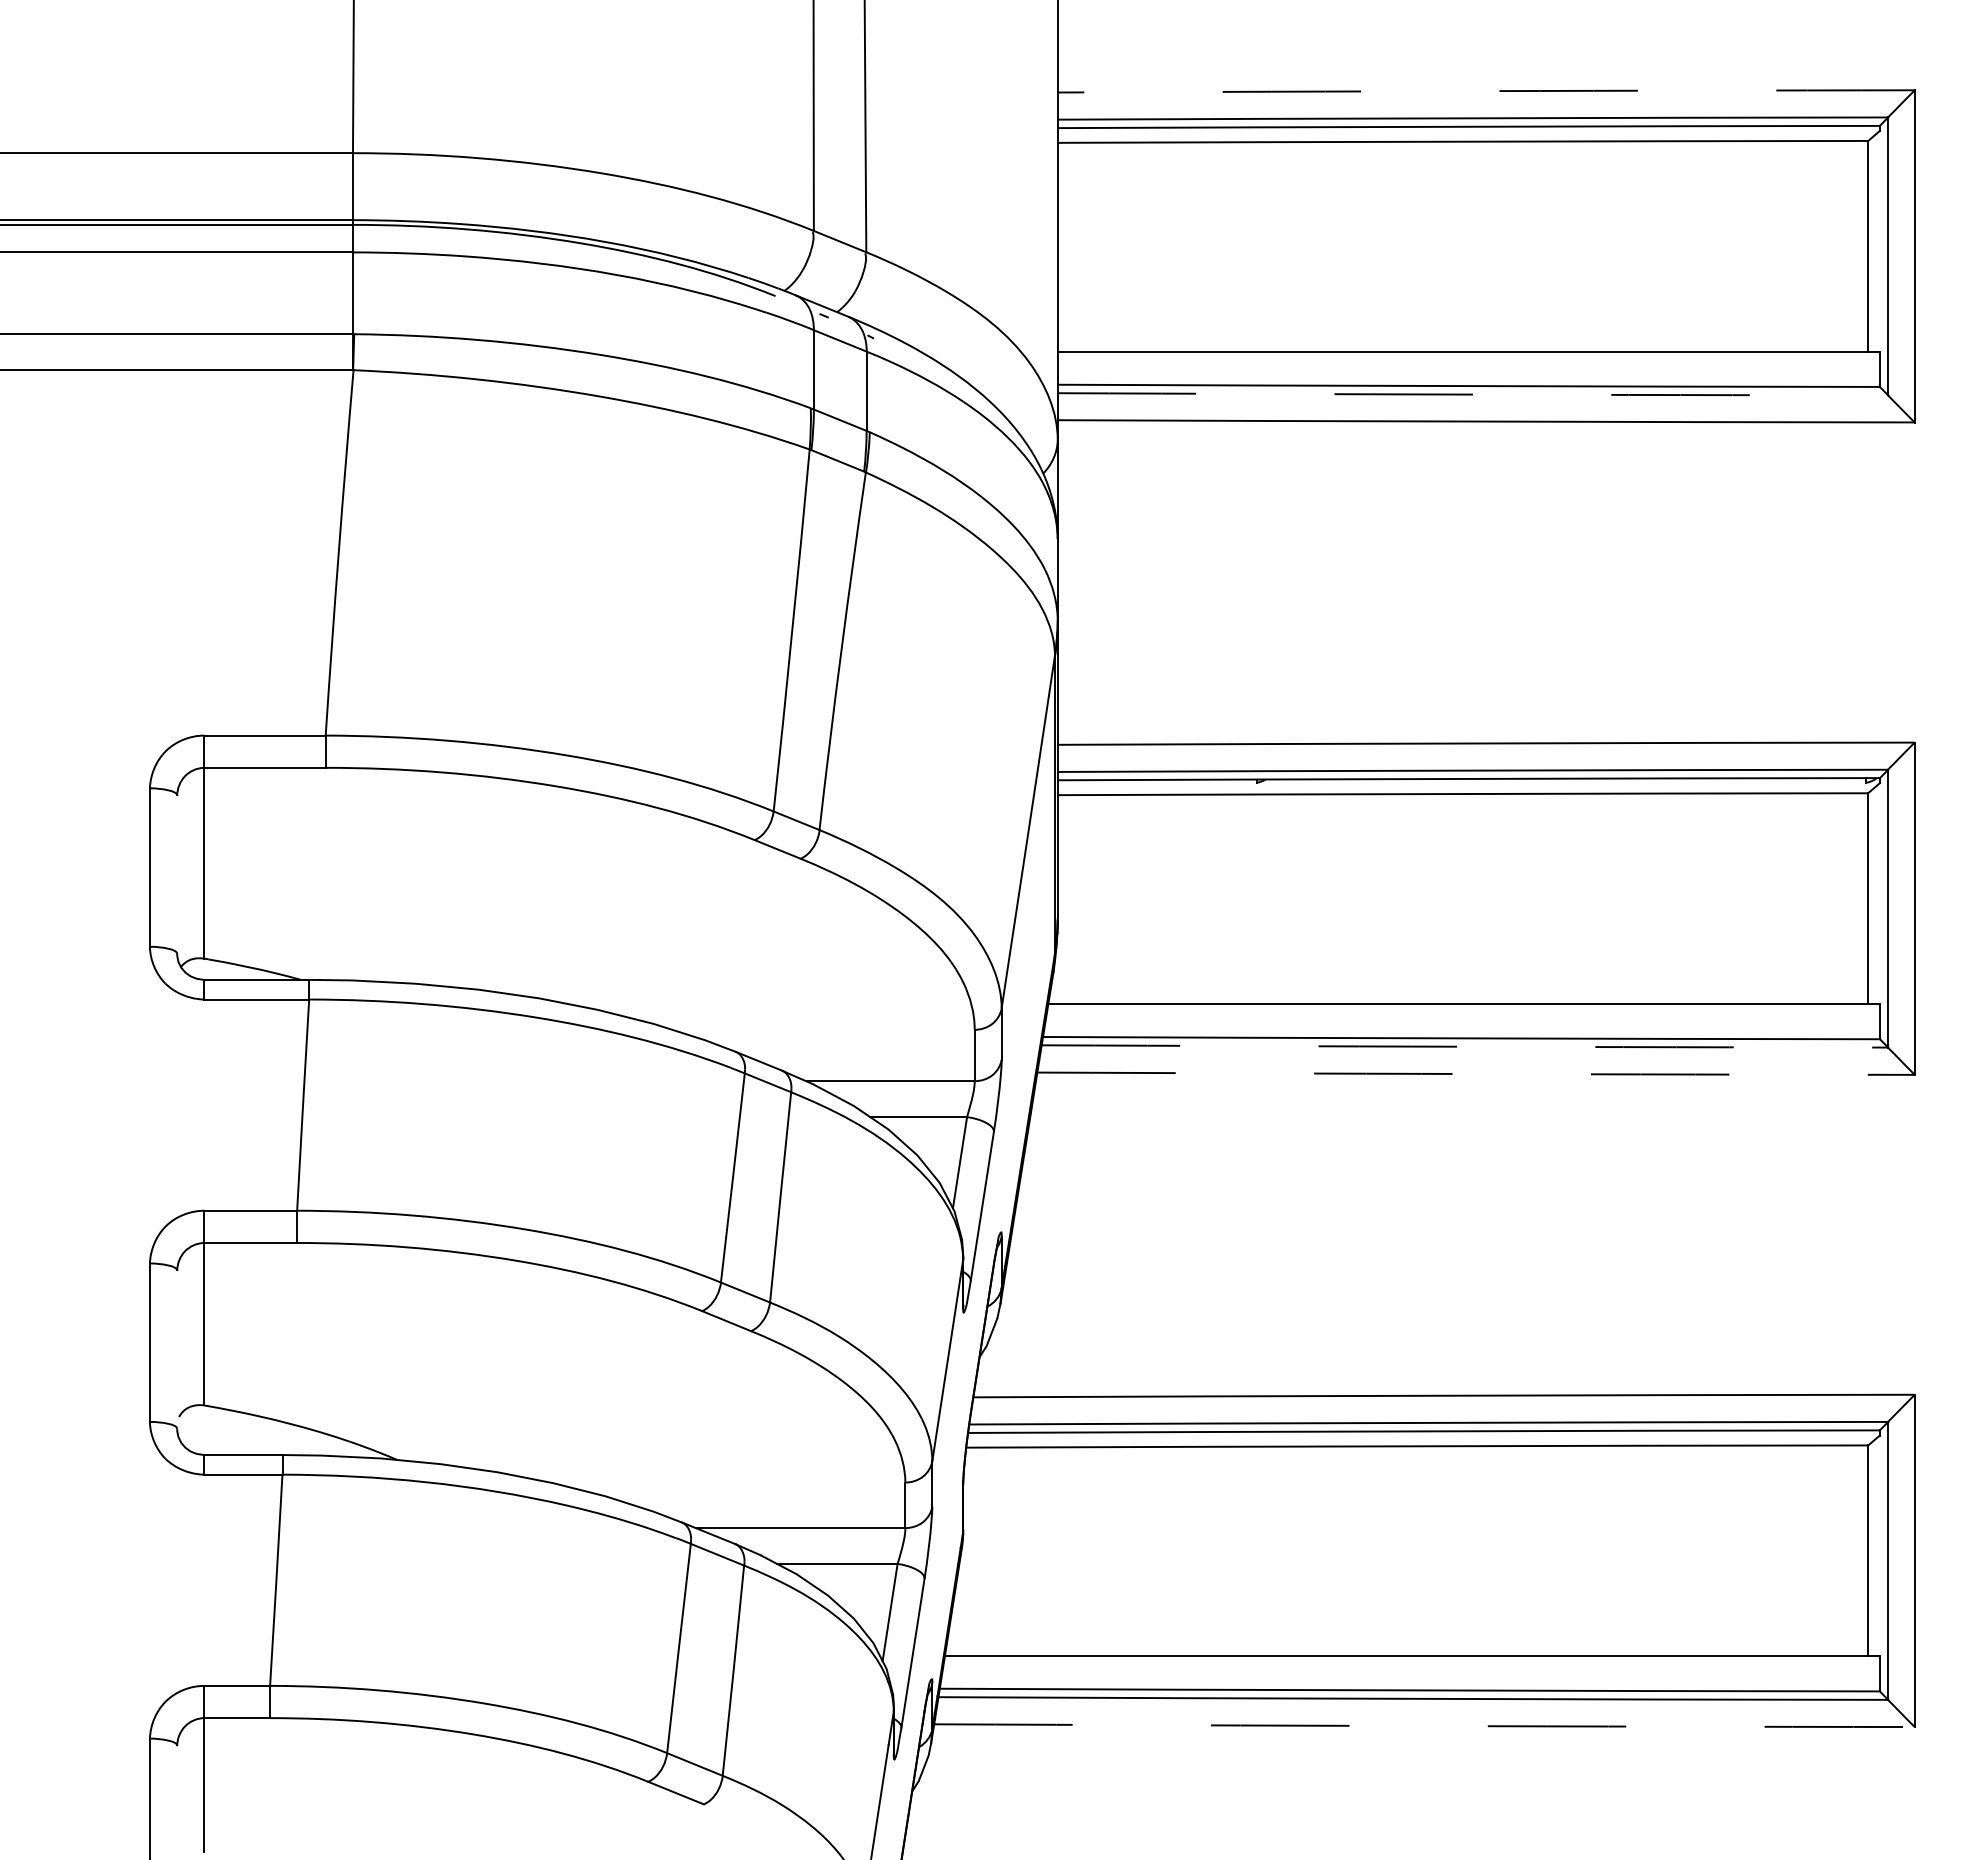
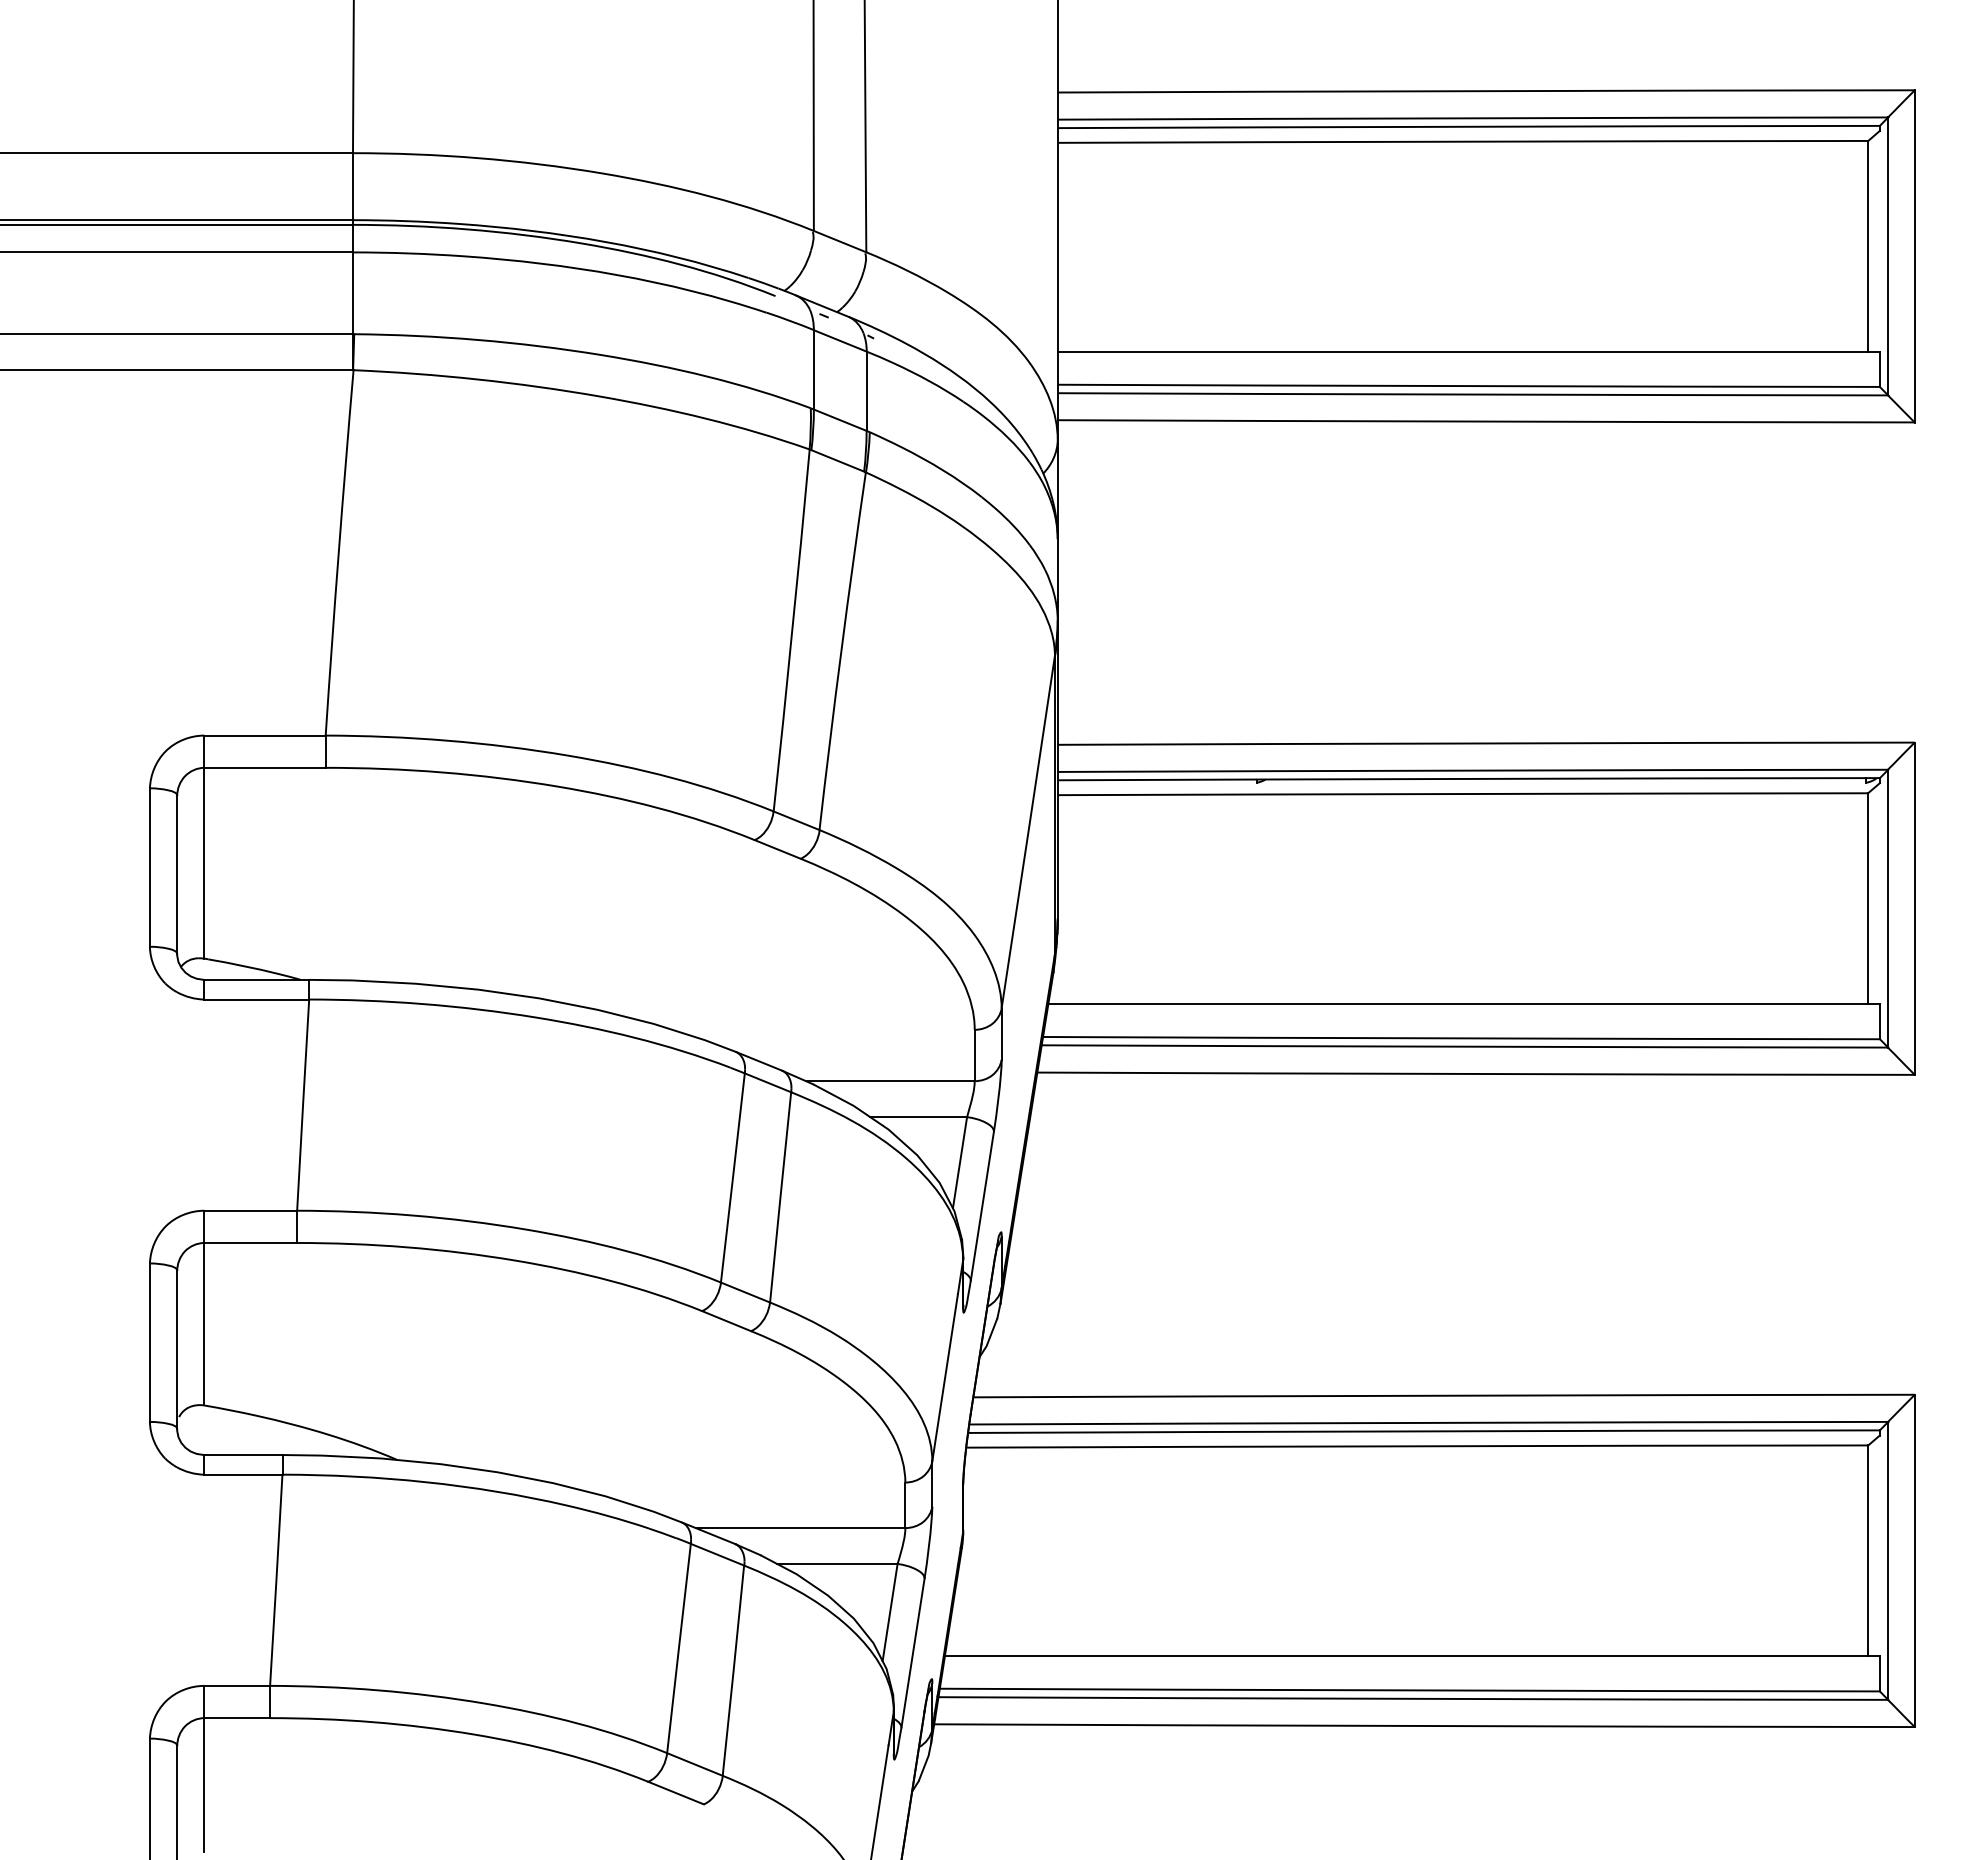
arc: dashed -> solid (1486, 91)
arc: dashed -> solid (1472, 394)
line: none -> present (177, 874)
arc: dashed -> solid (1464, 1046)
arc: dashed -> solid (1476, 1074)
line: none -> present (177, 1349)
arc: dashed -> solid (1424, 1726)
line: none -> present (177, 1801)
